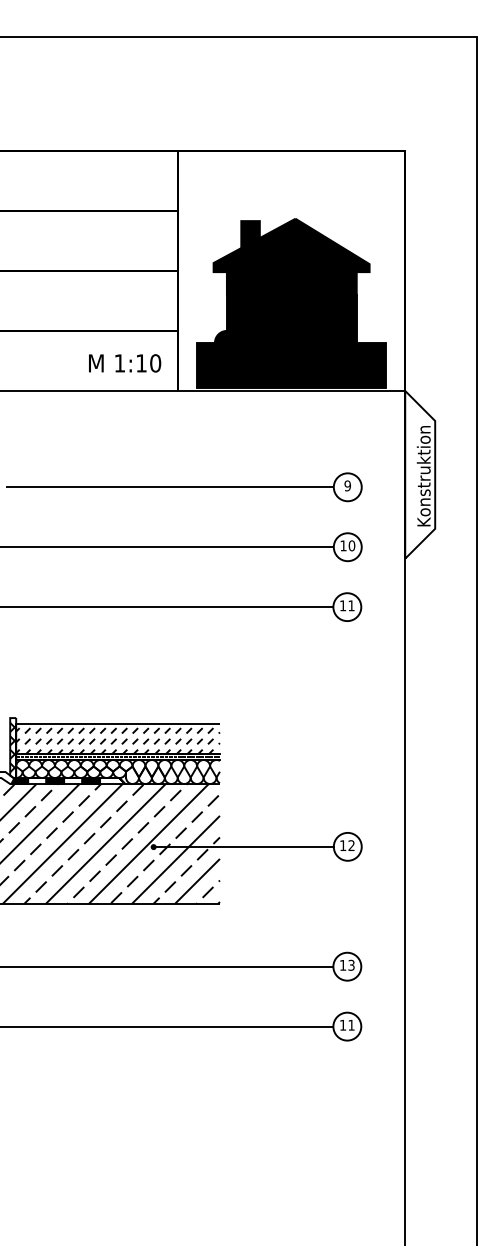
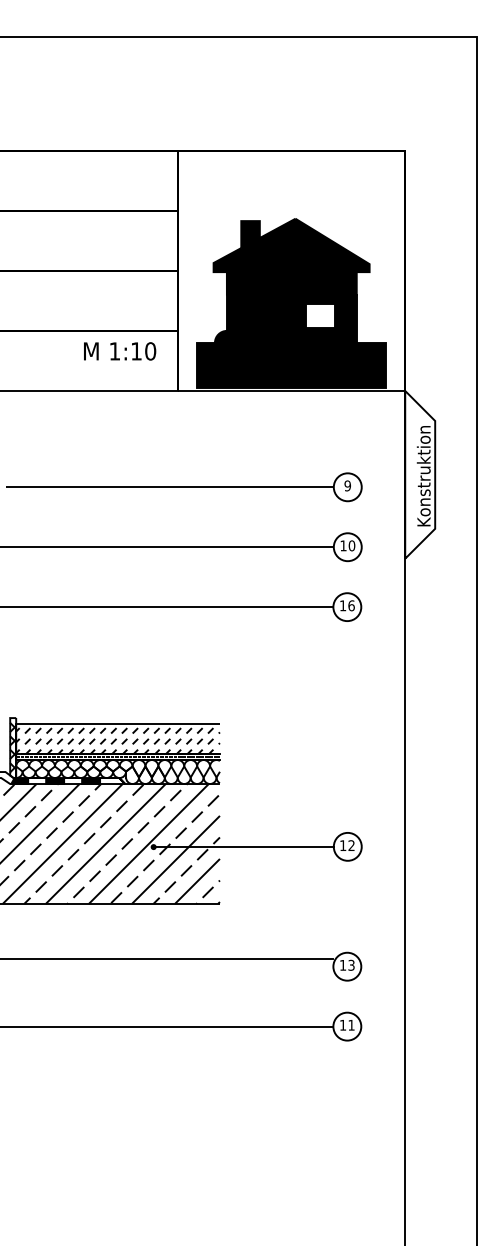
fill: present -> none (320, 316)
text position: (125, 363) -> (120, 351) (120, 351)
text: 11 -> 16 (351, 605)
line position: (167, 966) -> (167, 958) (167, 958)
